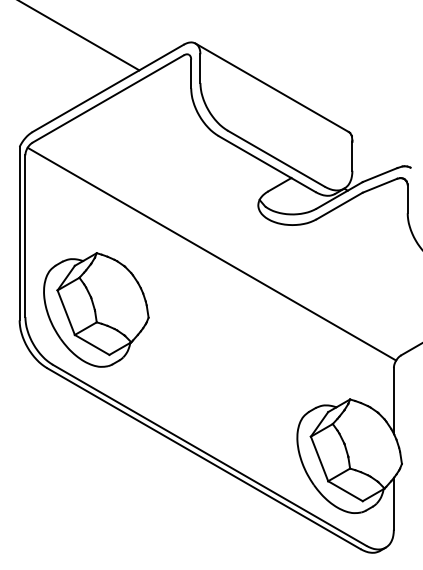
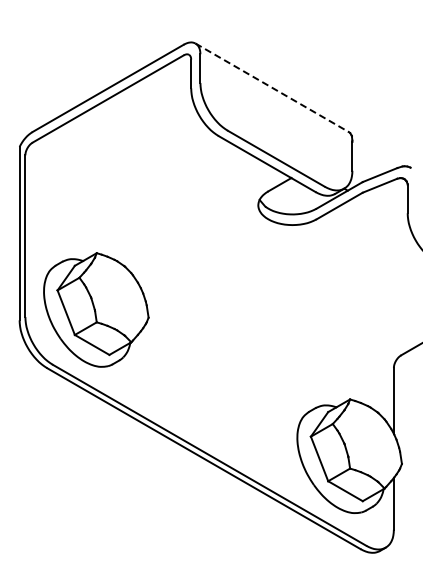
line: present -> none (80, 36)
line: solid -> dashed (272, 87)
line: present -> none (211, 253)
